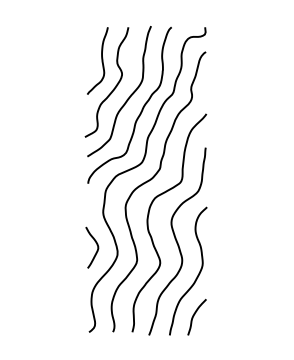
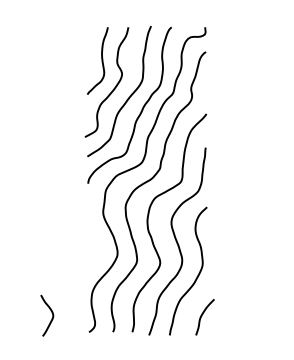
curve position: (96, 245) -> (51, 313) (51, 313)
curve position: (194, 316) -> (202, 316) (202, 316)
